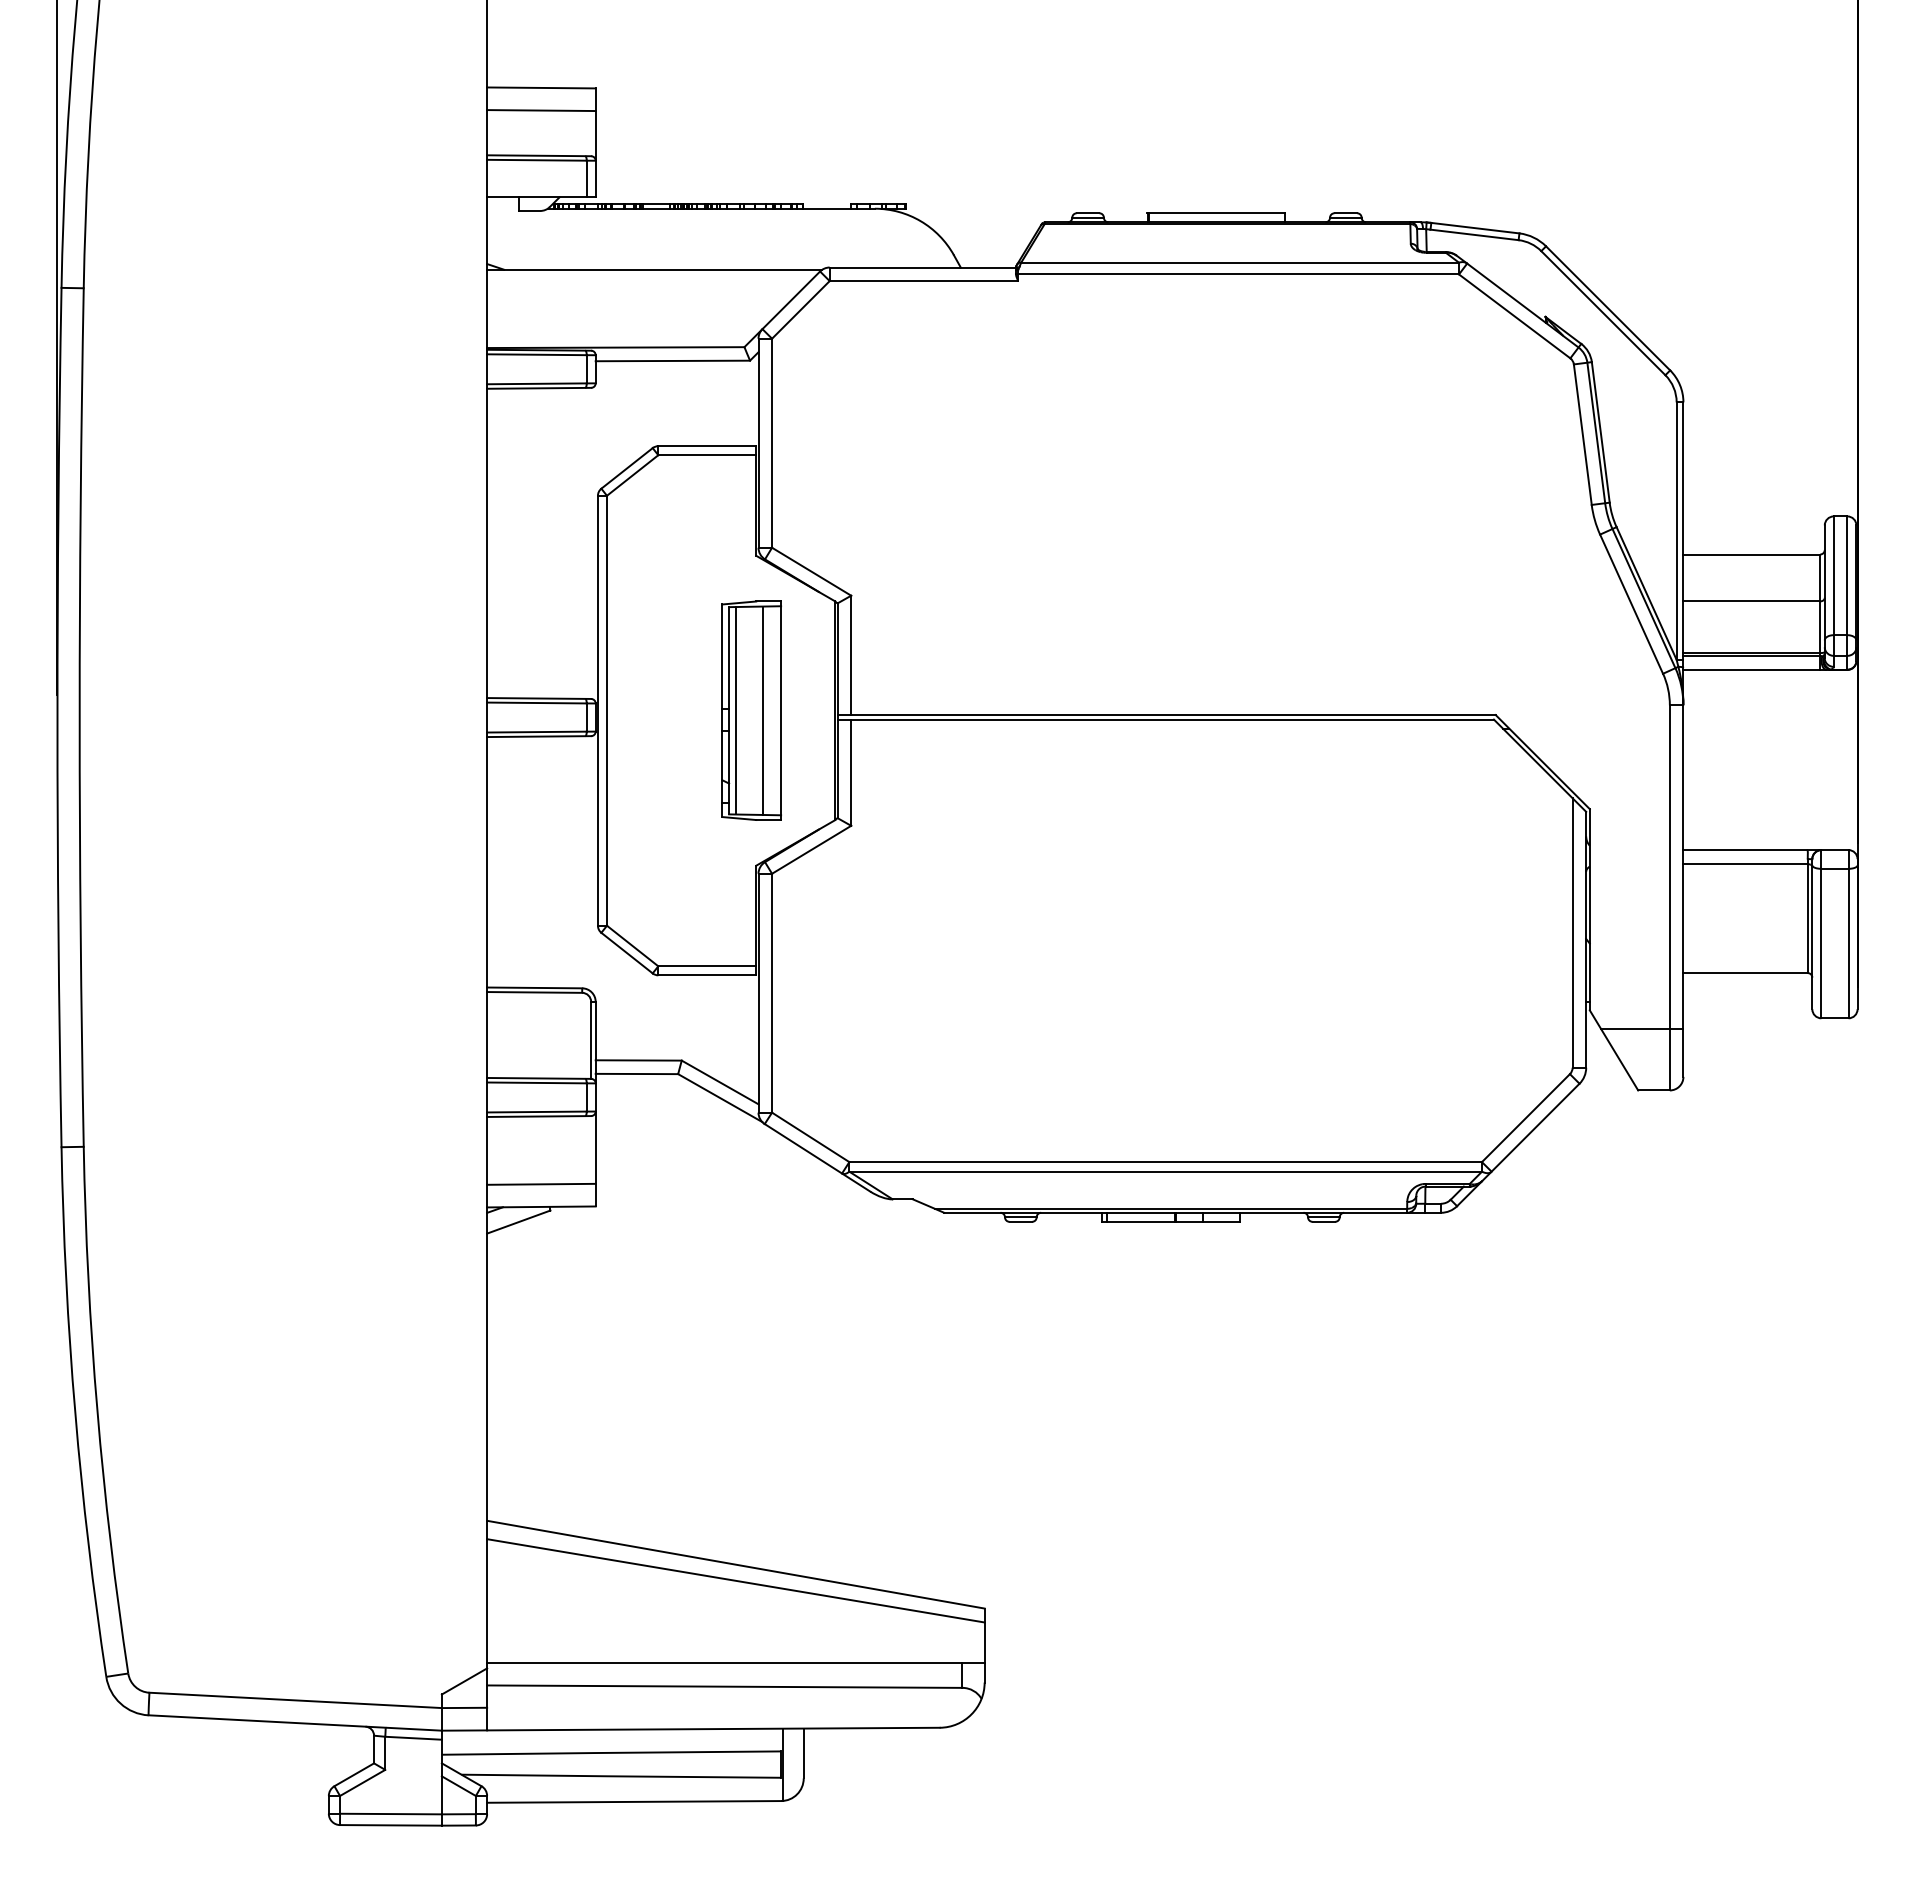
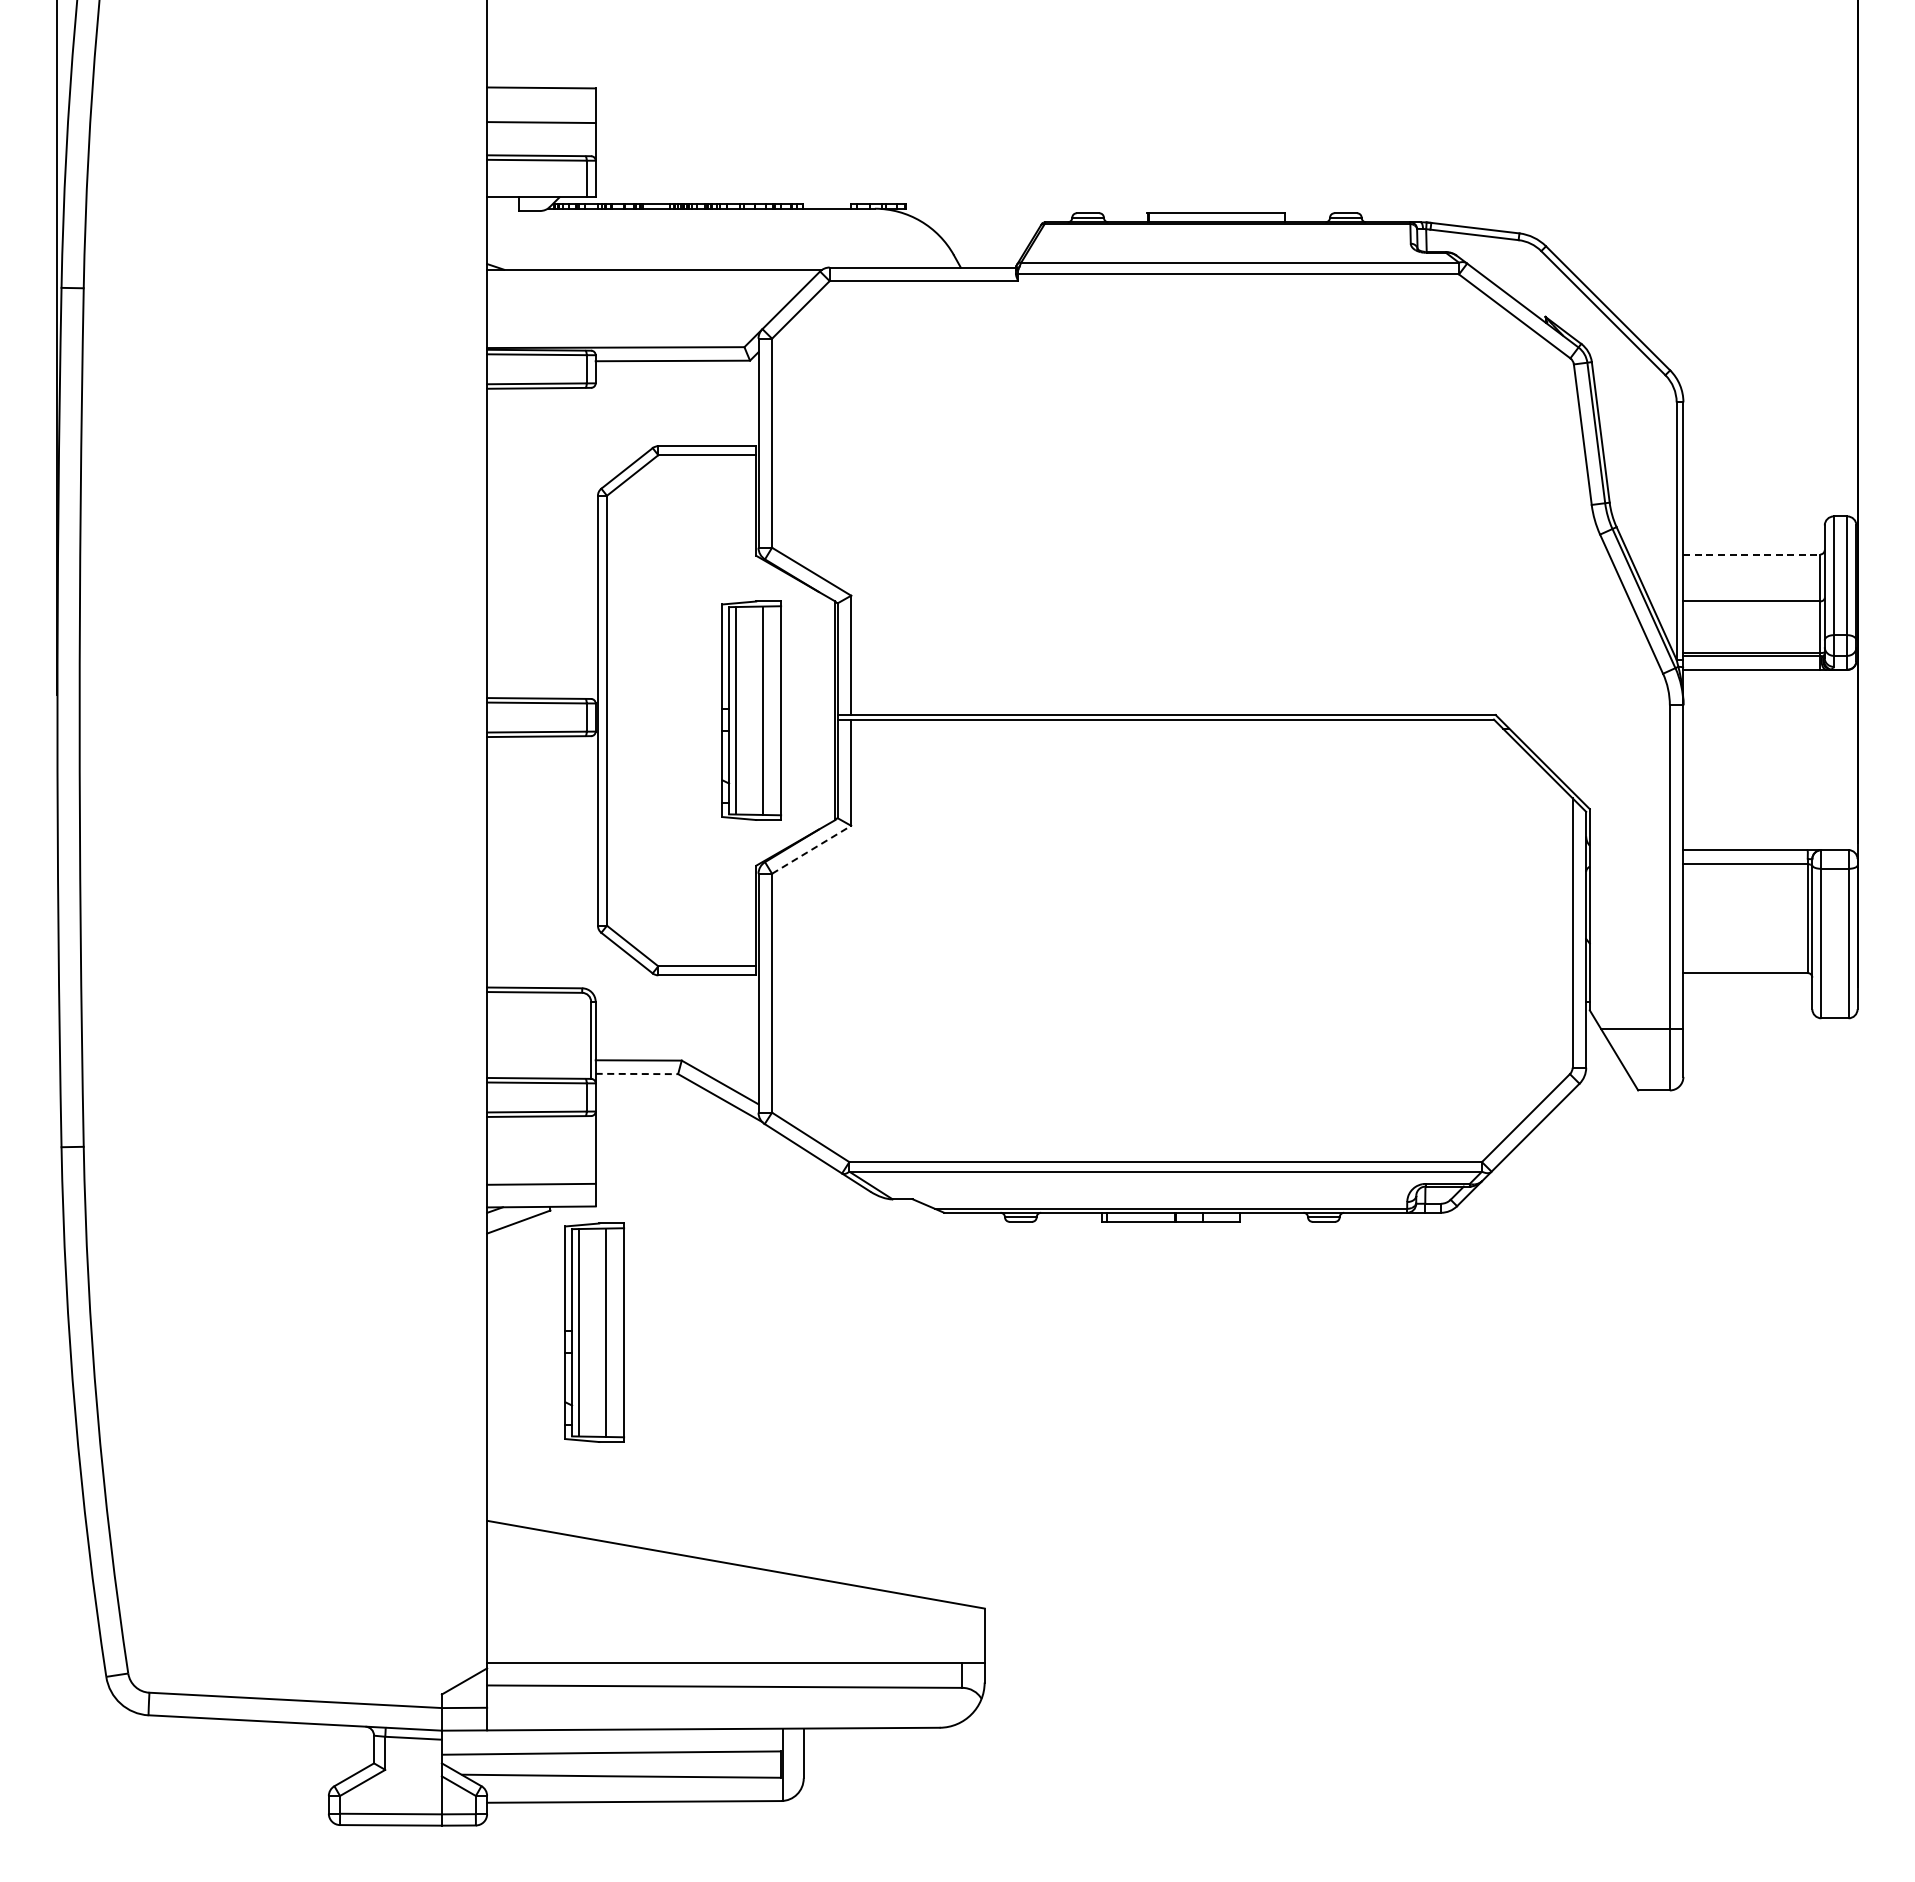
line position: (541, 110) -> (541, 122) (541, 122)
line: solid -> dashed (1752, 554)
line: solid -> dashed (812, 849)
line: solid -> dashed (637, 1074)
part: none -> present (594, 1332)
line: present -> none (735, 1580)
